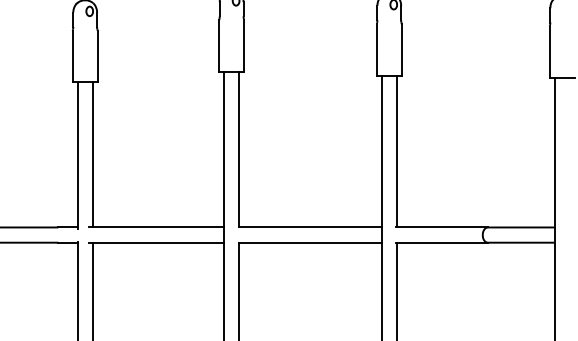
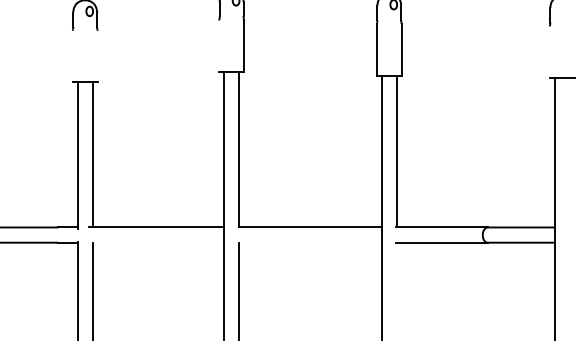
line: present -> none (219, 45)
line: present -> none (549, 51)
line: present -> none (72, 56)
line: present -> none (97, 56)
line: present -> none (156, 242)
line: present -> none (309, 242)
line: present -> none (396, 289)
